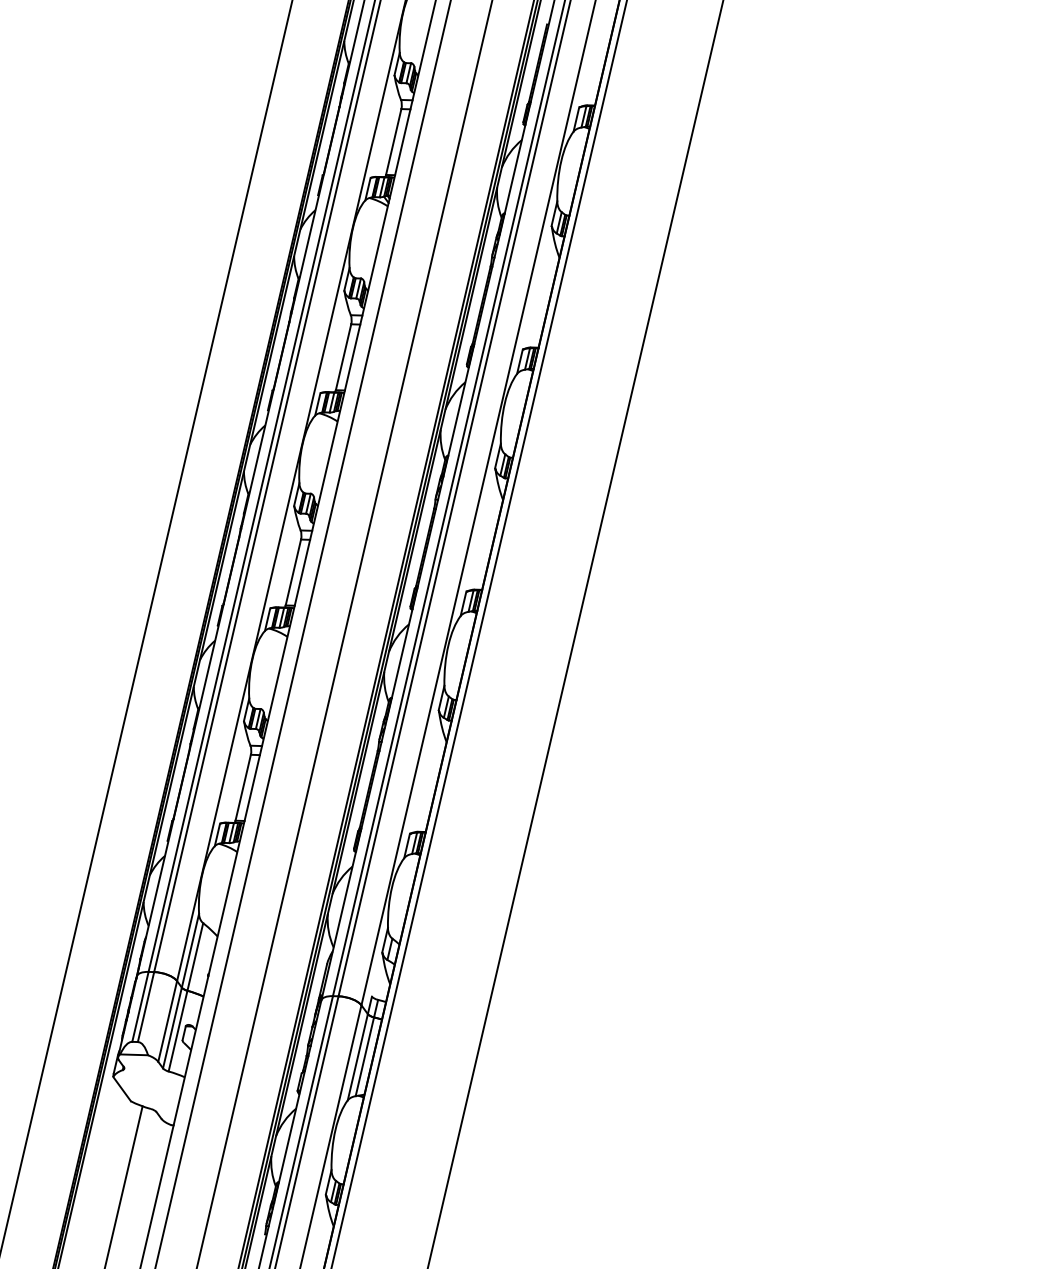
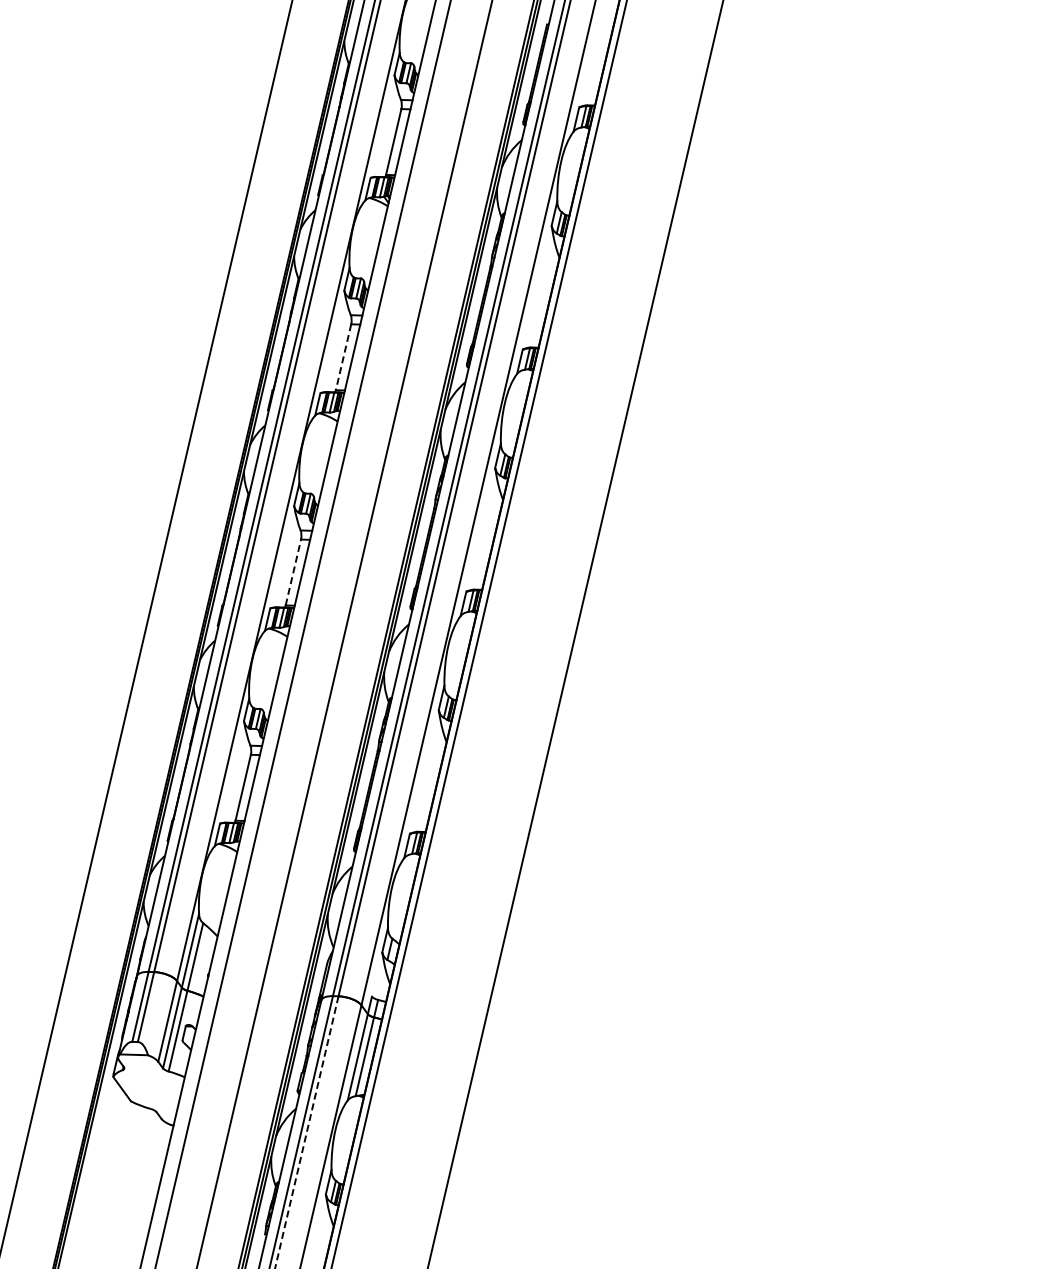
line: solid -> dashed (343, 357)
line: solid -> dashed (293, 572)
line: solid -> dashed (306, 1132)
line: present -> none (123, 1185)
